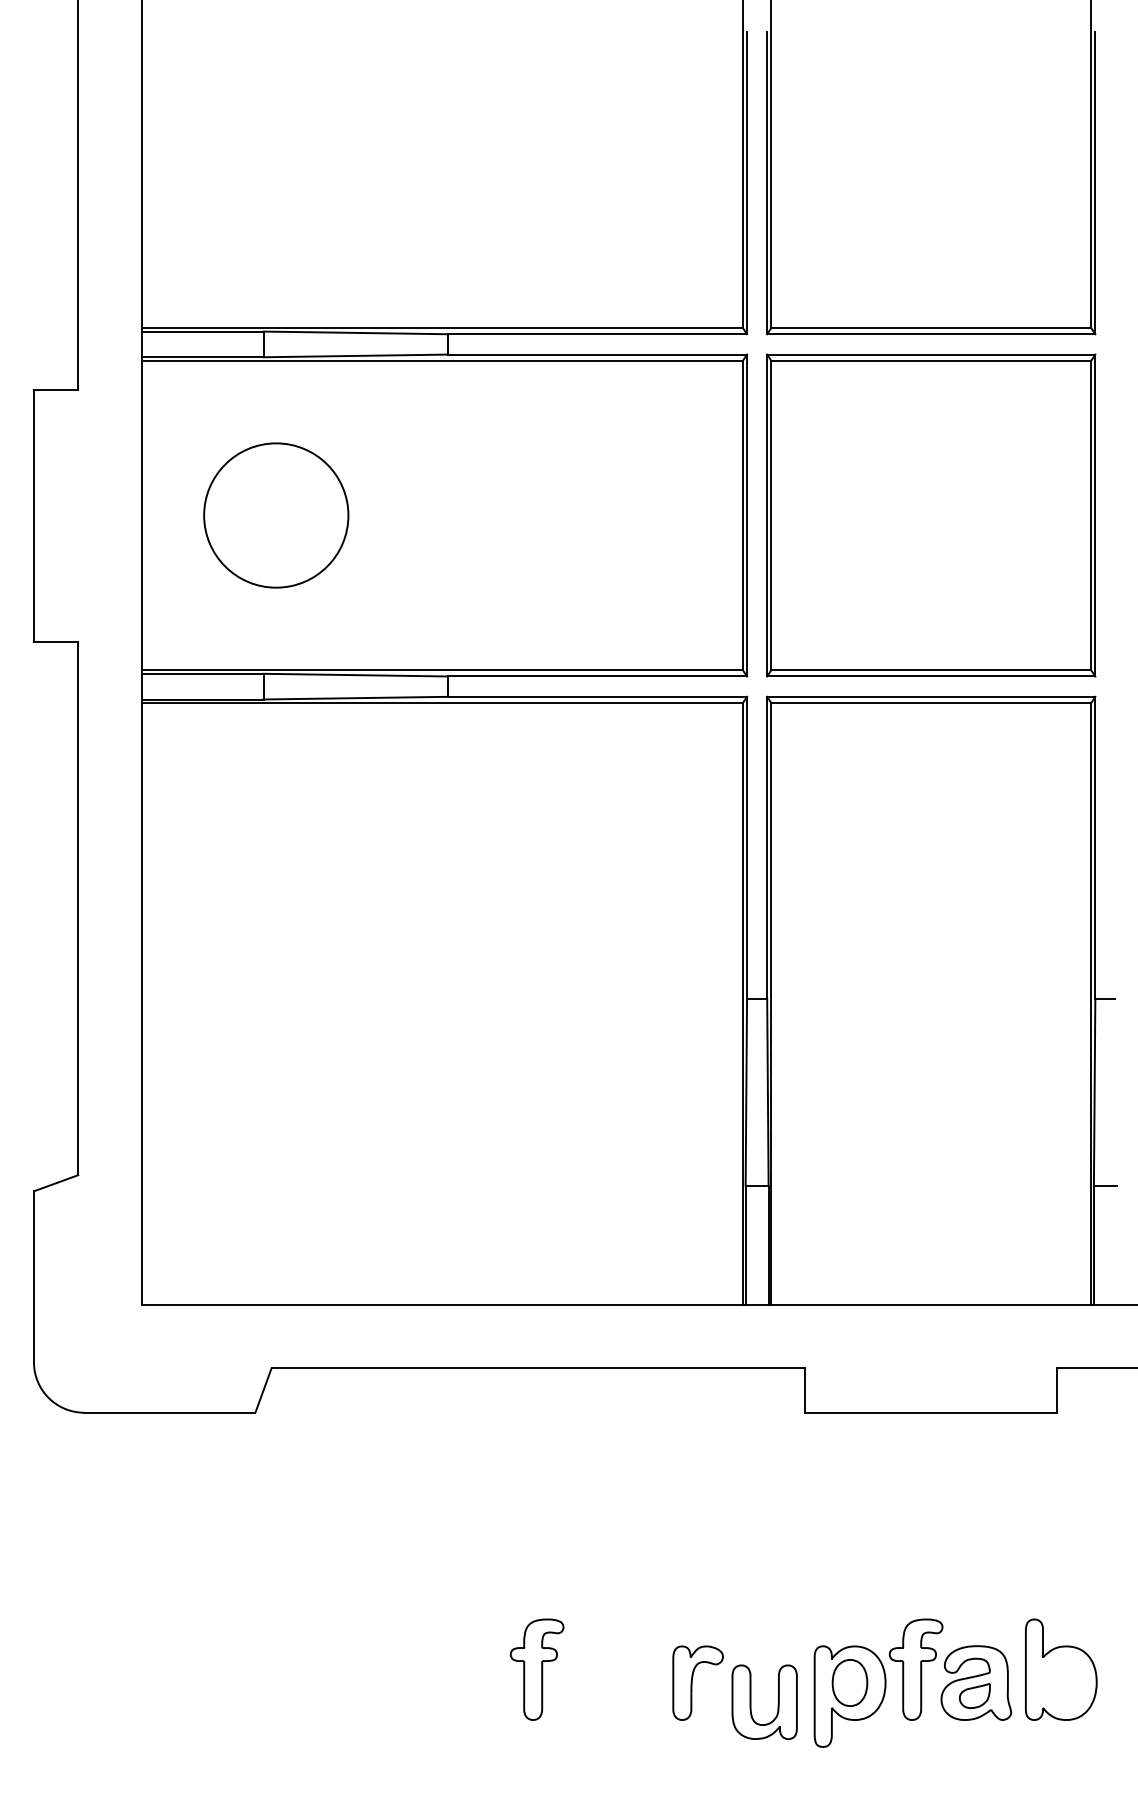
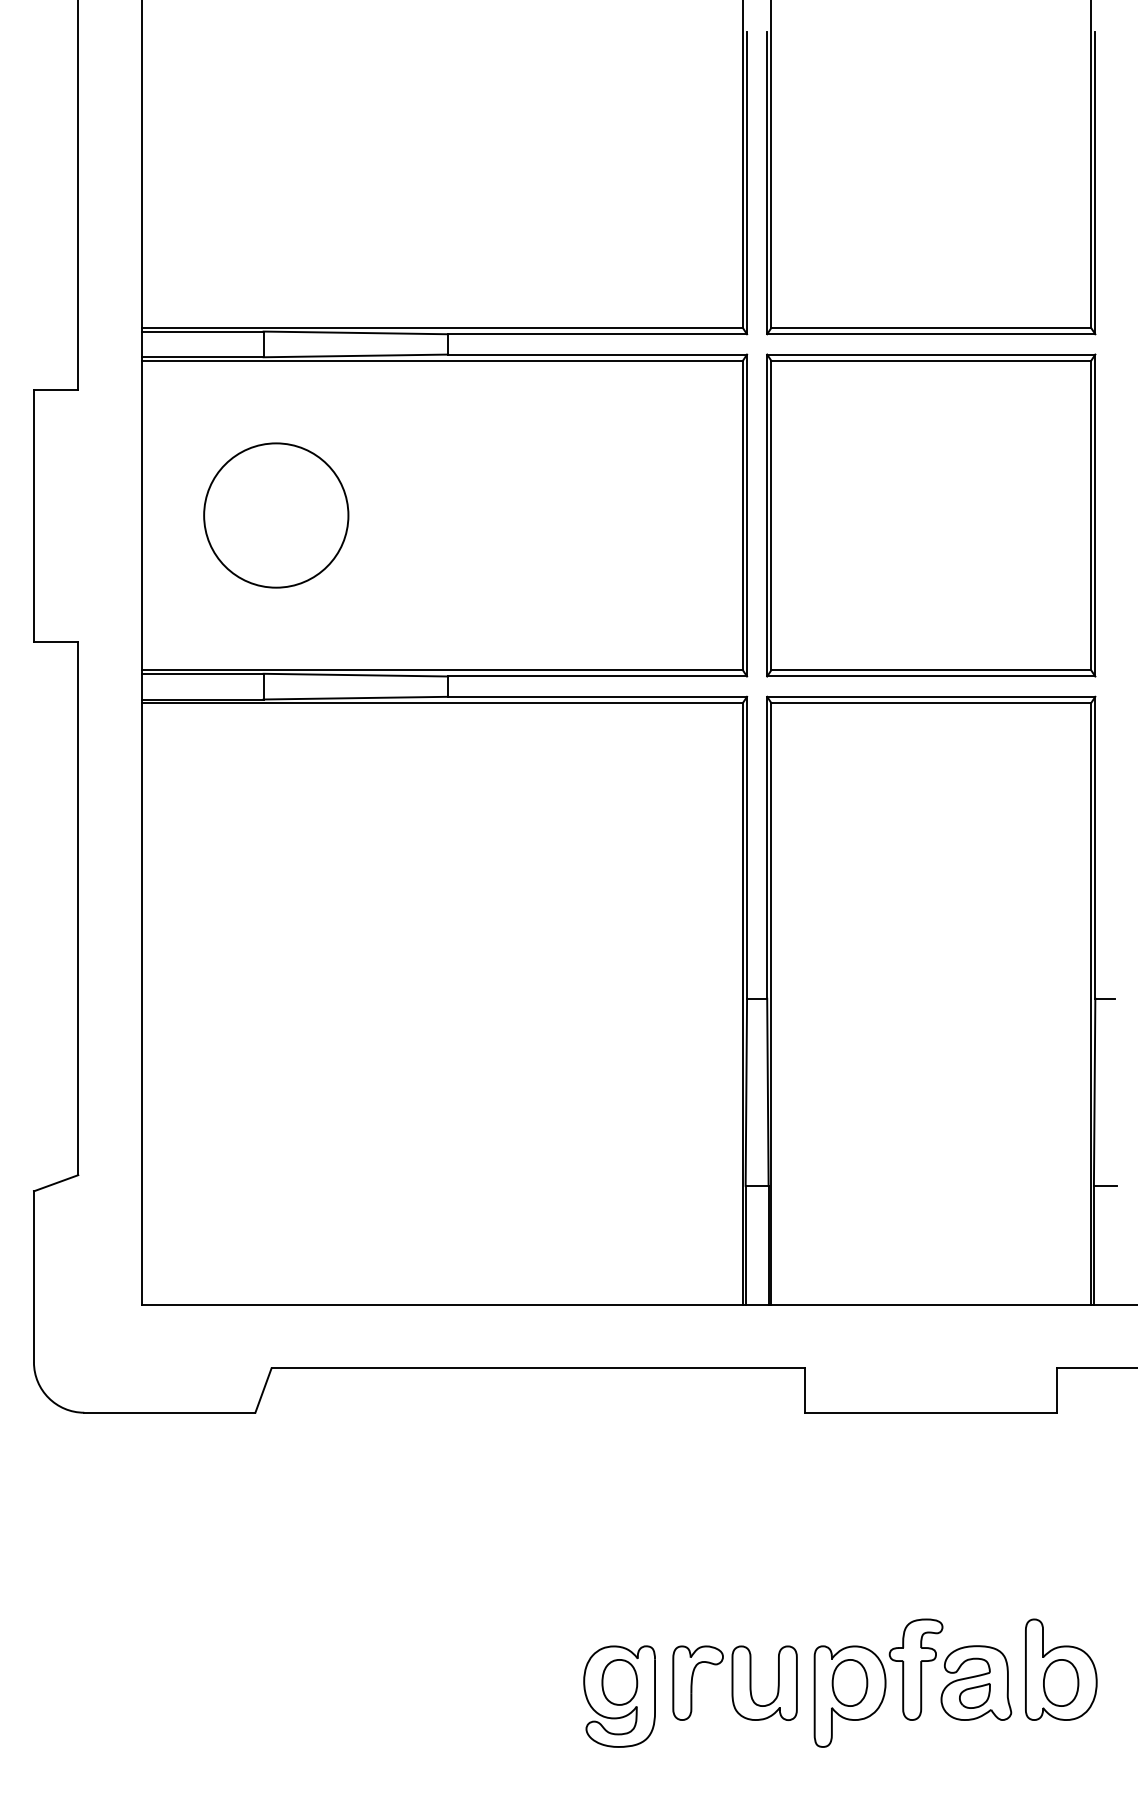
part: present -> none (536, 1669)
part: none -> present (1061, 1682)
part: none -> present (619, 1696)
part position: (751, 1701) -> (751, 1682) (751, 1682)
